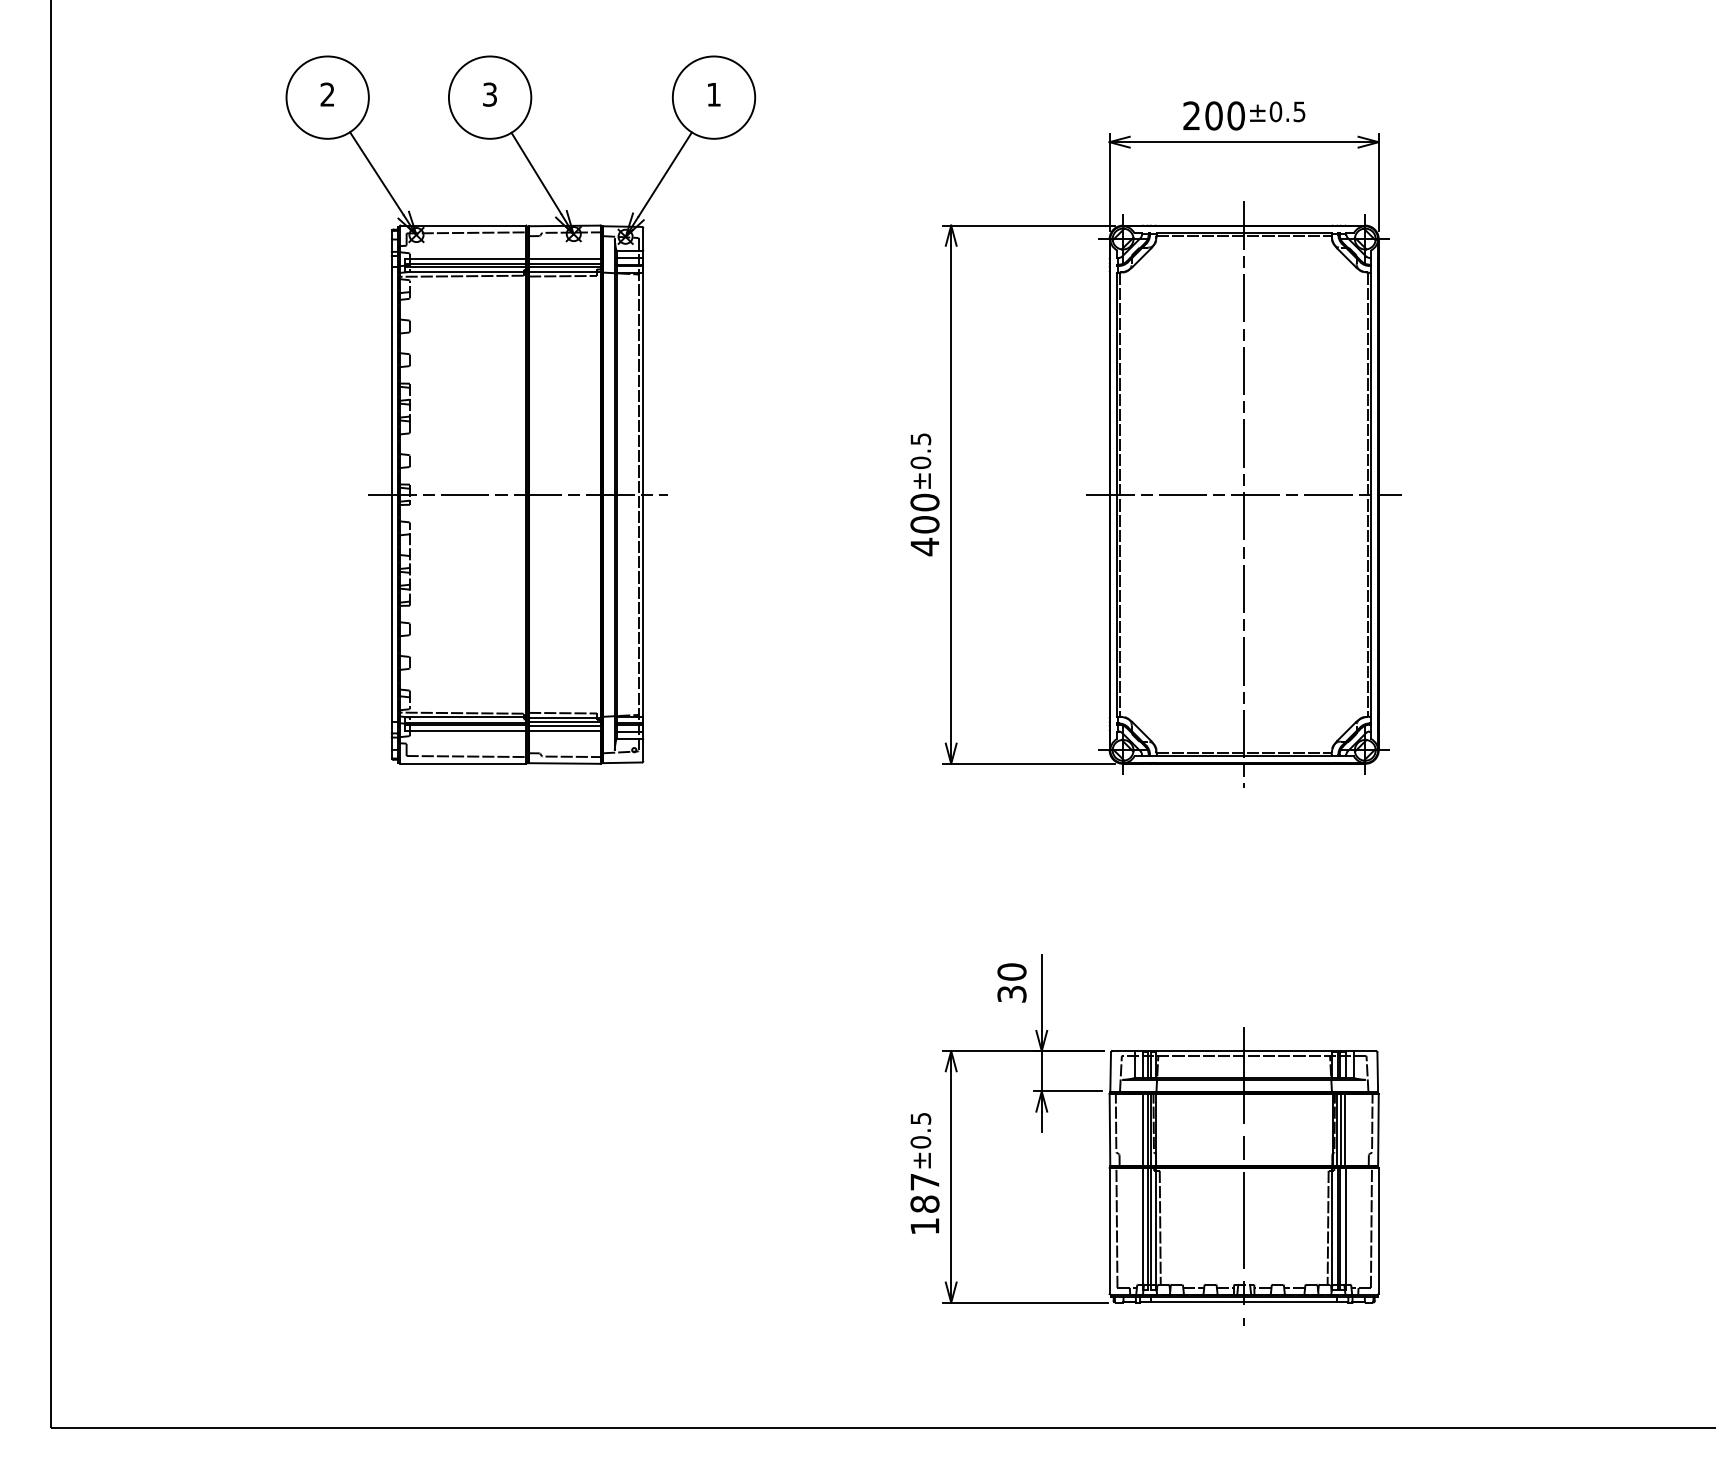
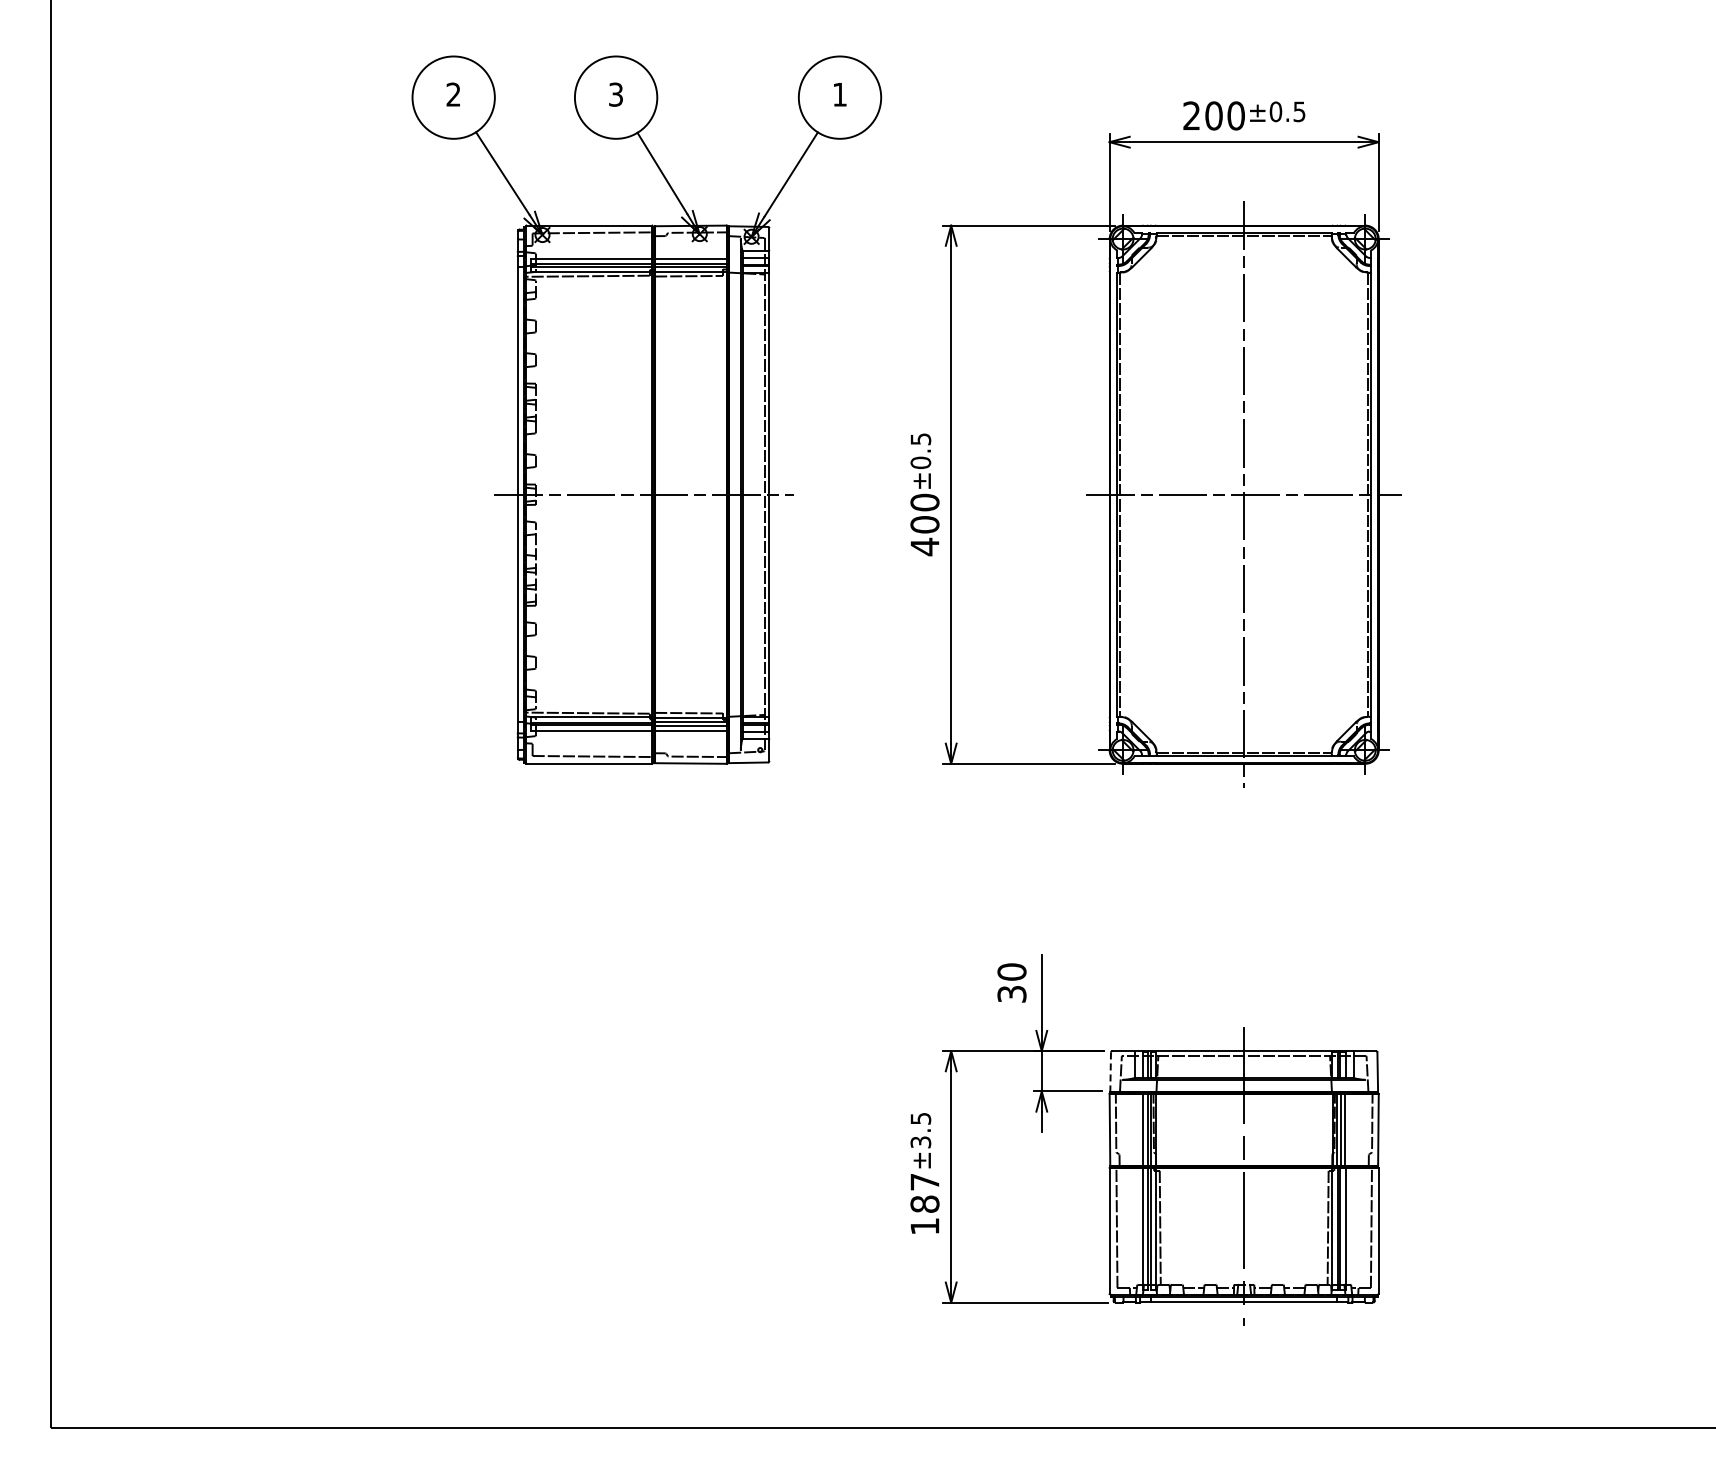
part position: (520, 409) -> (646, 409) (646, 409)
line: solid -> dashed (1110, 1071)
text: ±0.5 -> ±3.5 (920, 1142)
